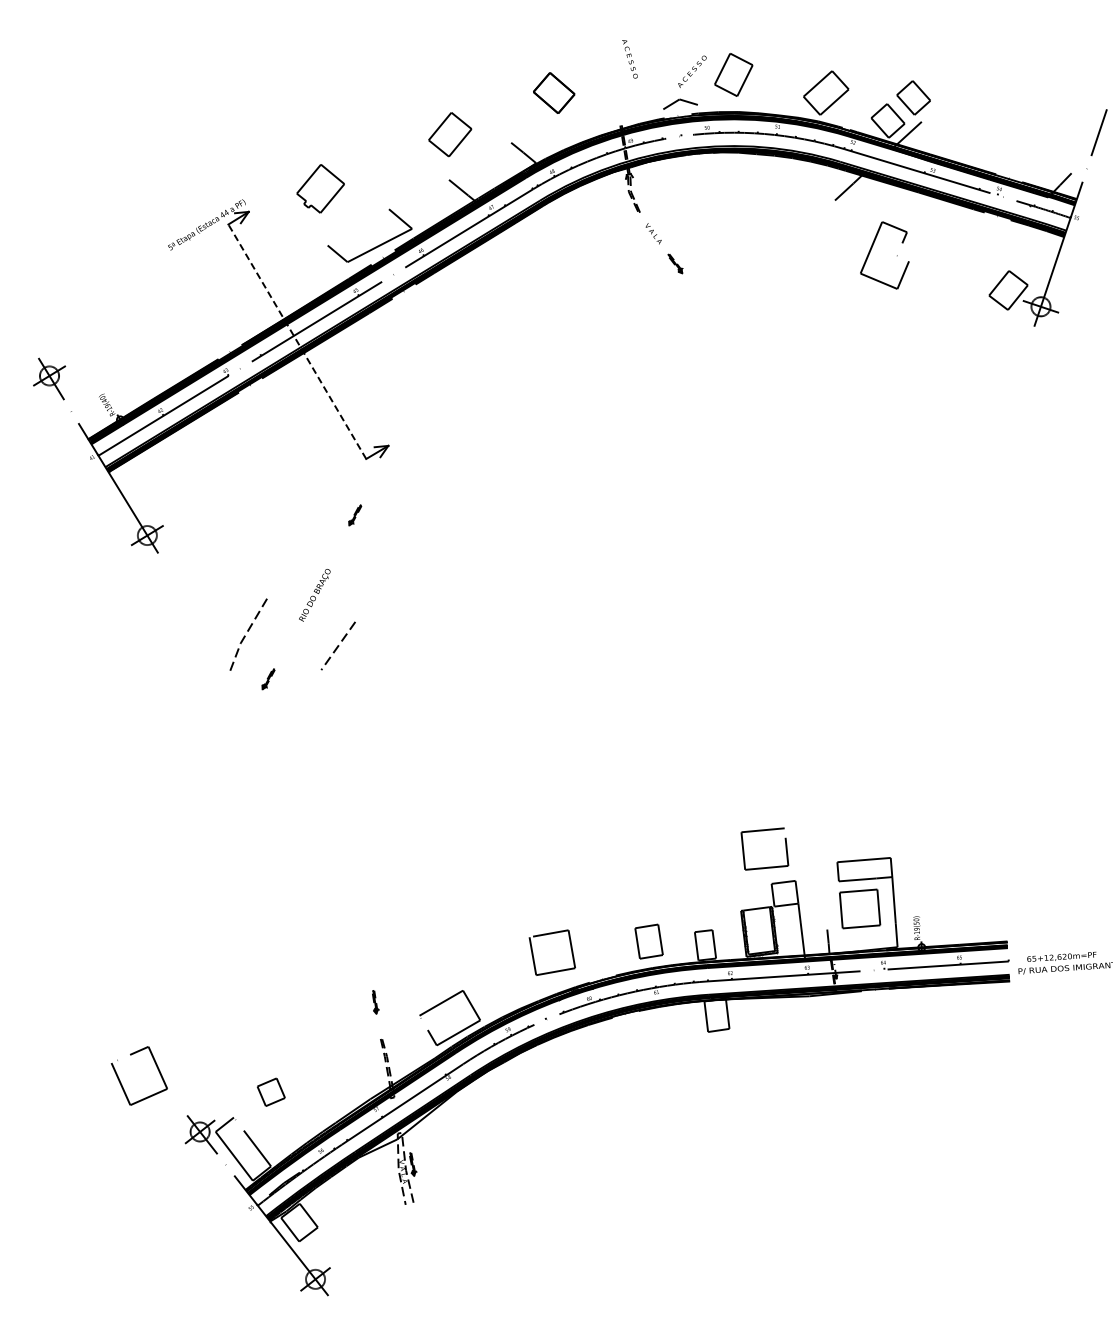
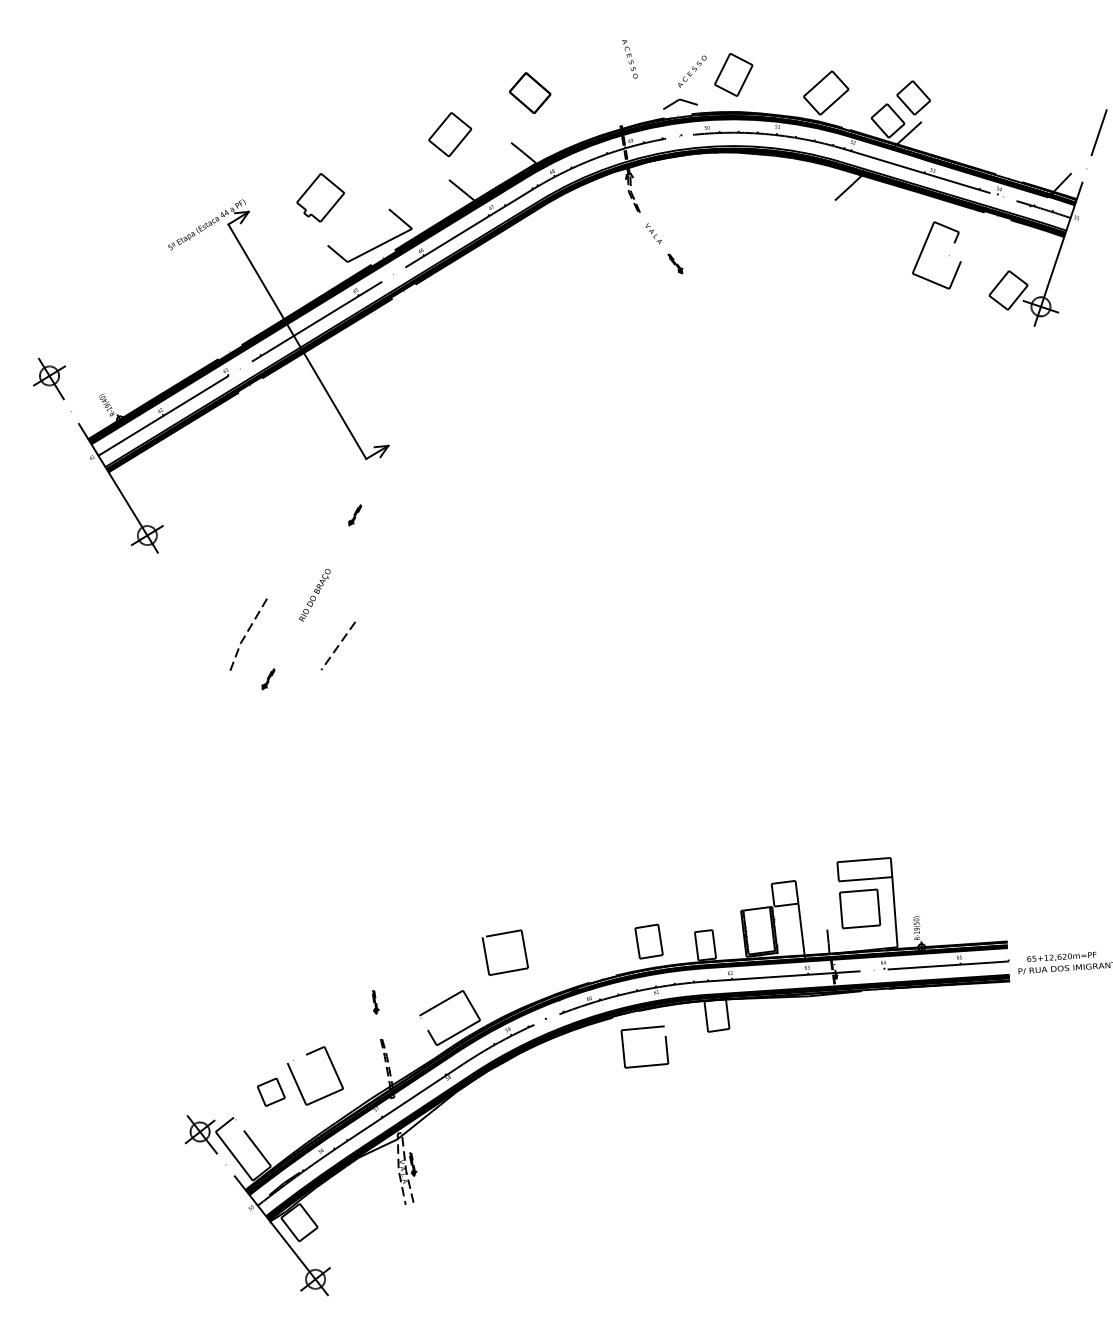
part position: (554, 92) -> (530, 92) (530, 92)
part position: (320, 188) -> (320, 197) (320, 197)
part position: (897, 255) -> (949, 255) (949, 255)
line: dashed -> solid (297, 341)
part position: (764, 831) -> (644, 1029) (644, 1029)
part position: (546, 935) -> (499, 935) (499, 935)
part position: (122, 1084) -> (298, 1084) (298, 1084)
